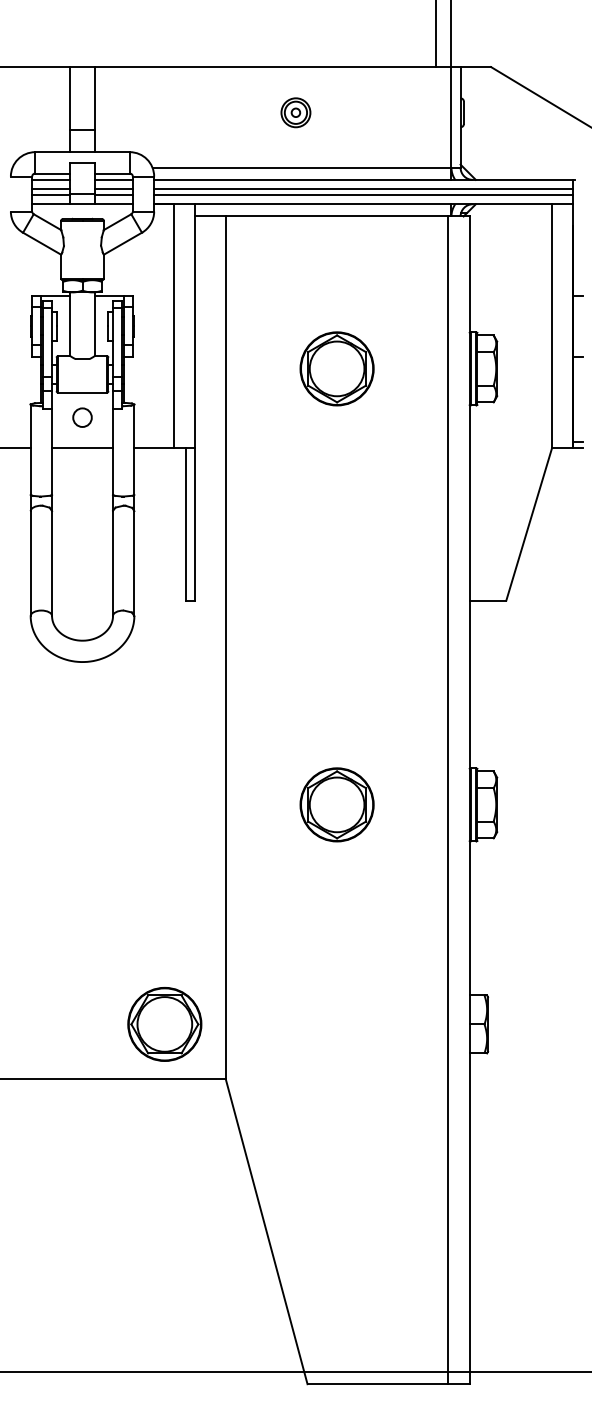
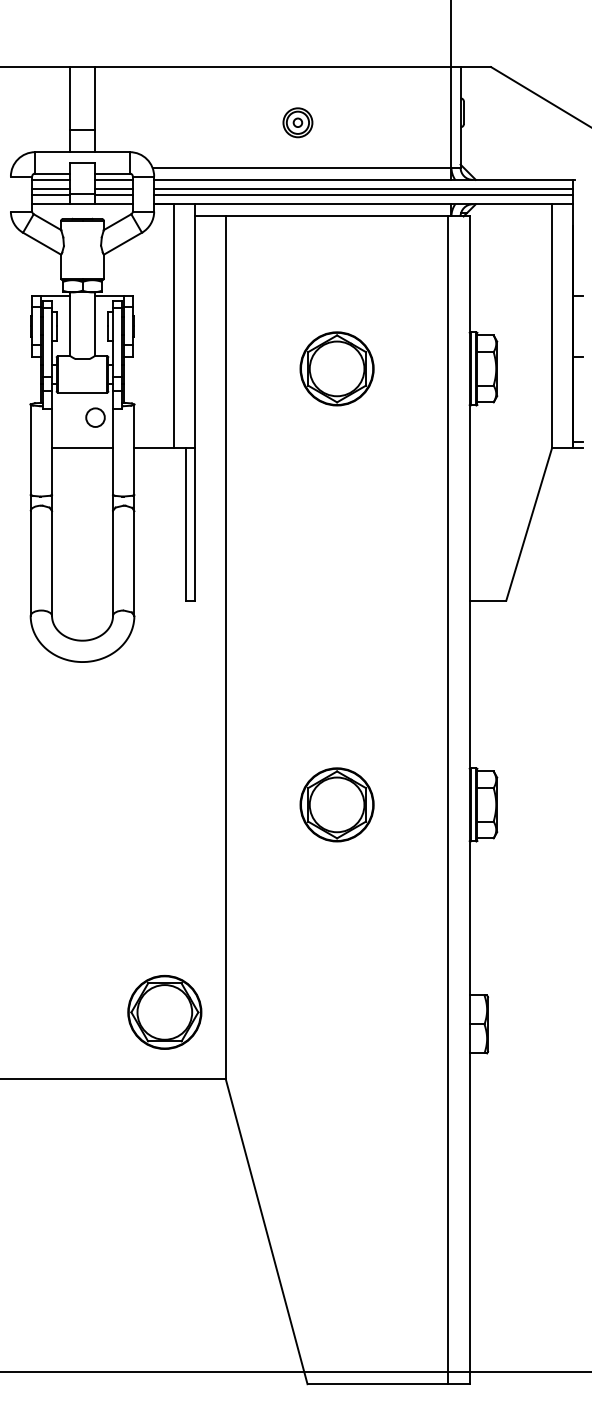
line: present -> none (436, 34)
part position: (295, 112) -> (297, 122) (297, 122)
circle position: (82, 417) -> (95, 417) (95, 417)
line: present -> none (16, 448)
part position: (164, 1024) -> (164, 1012) (164, 1012)
